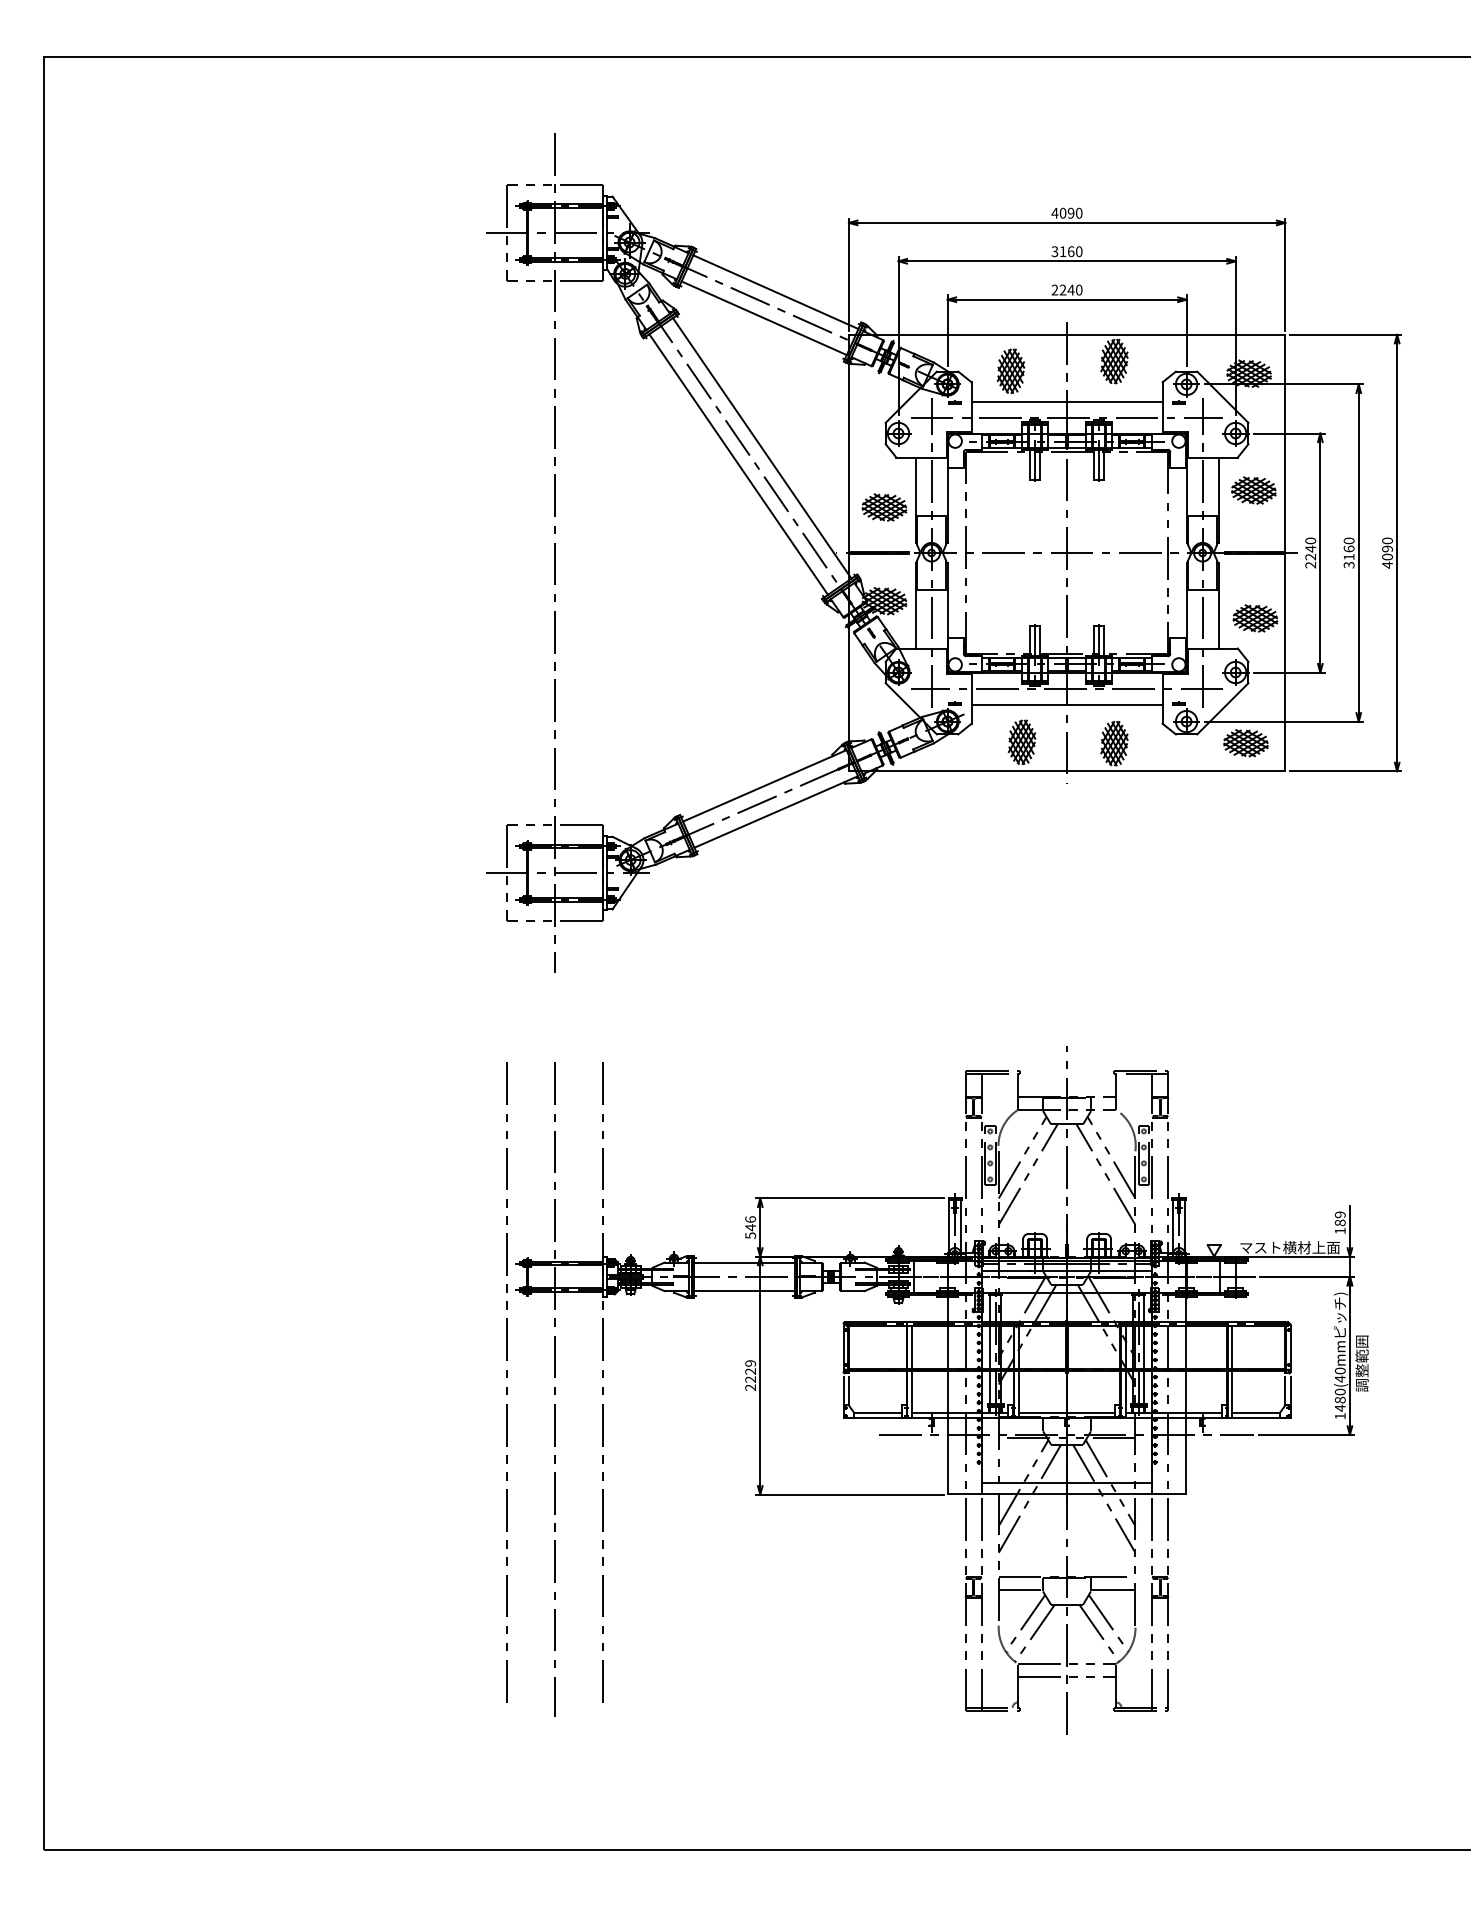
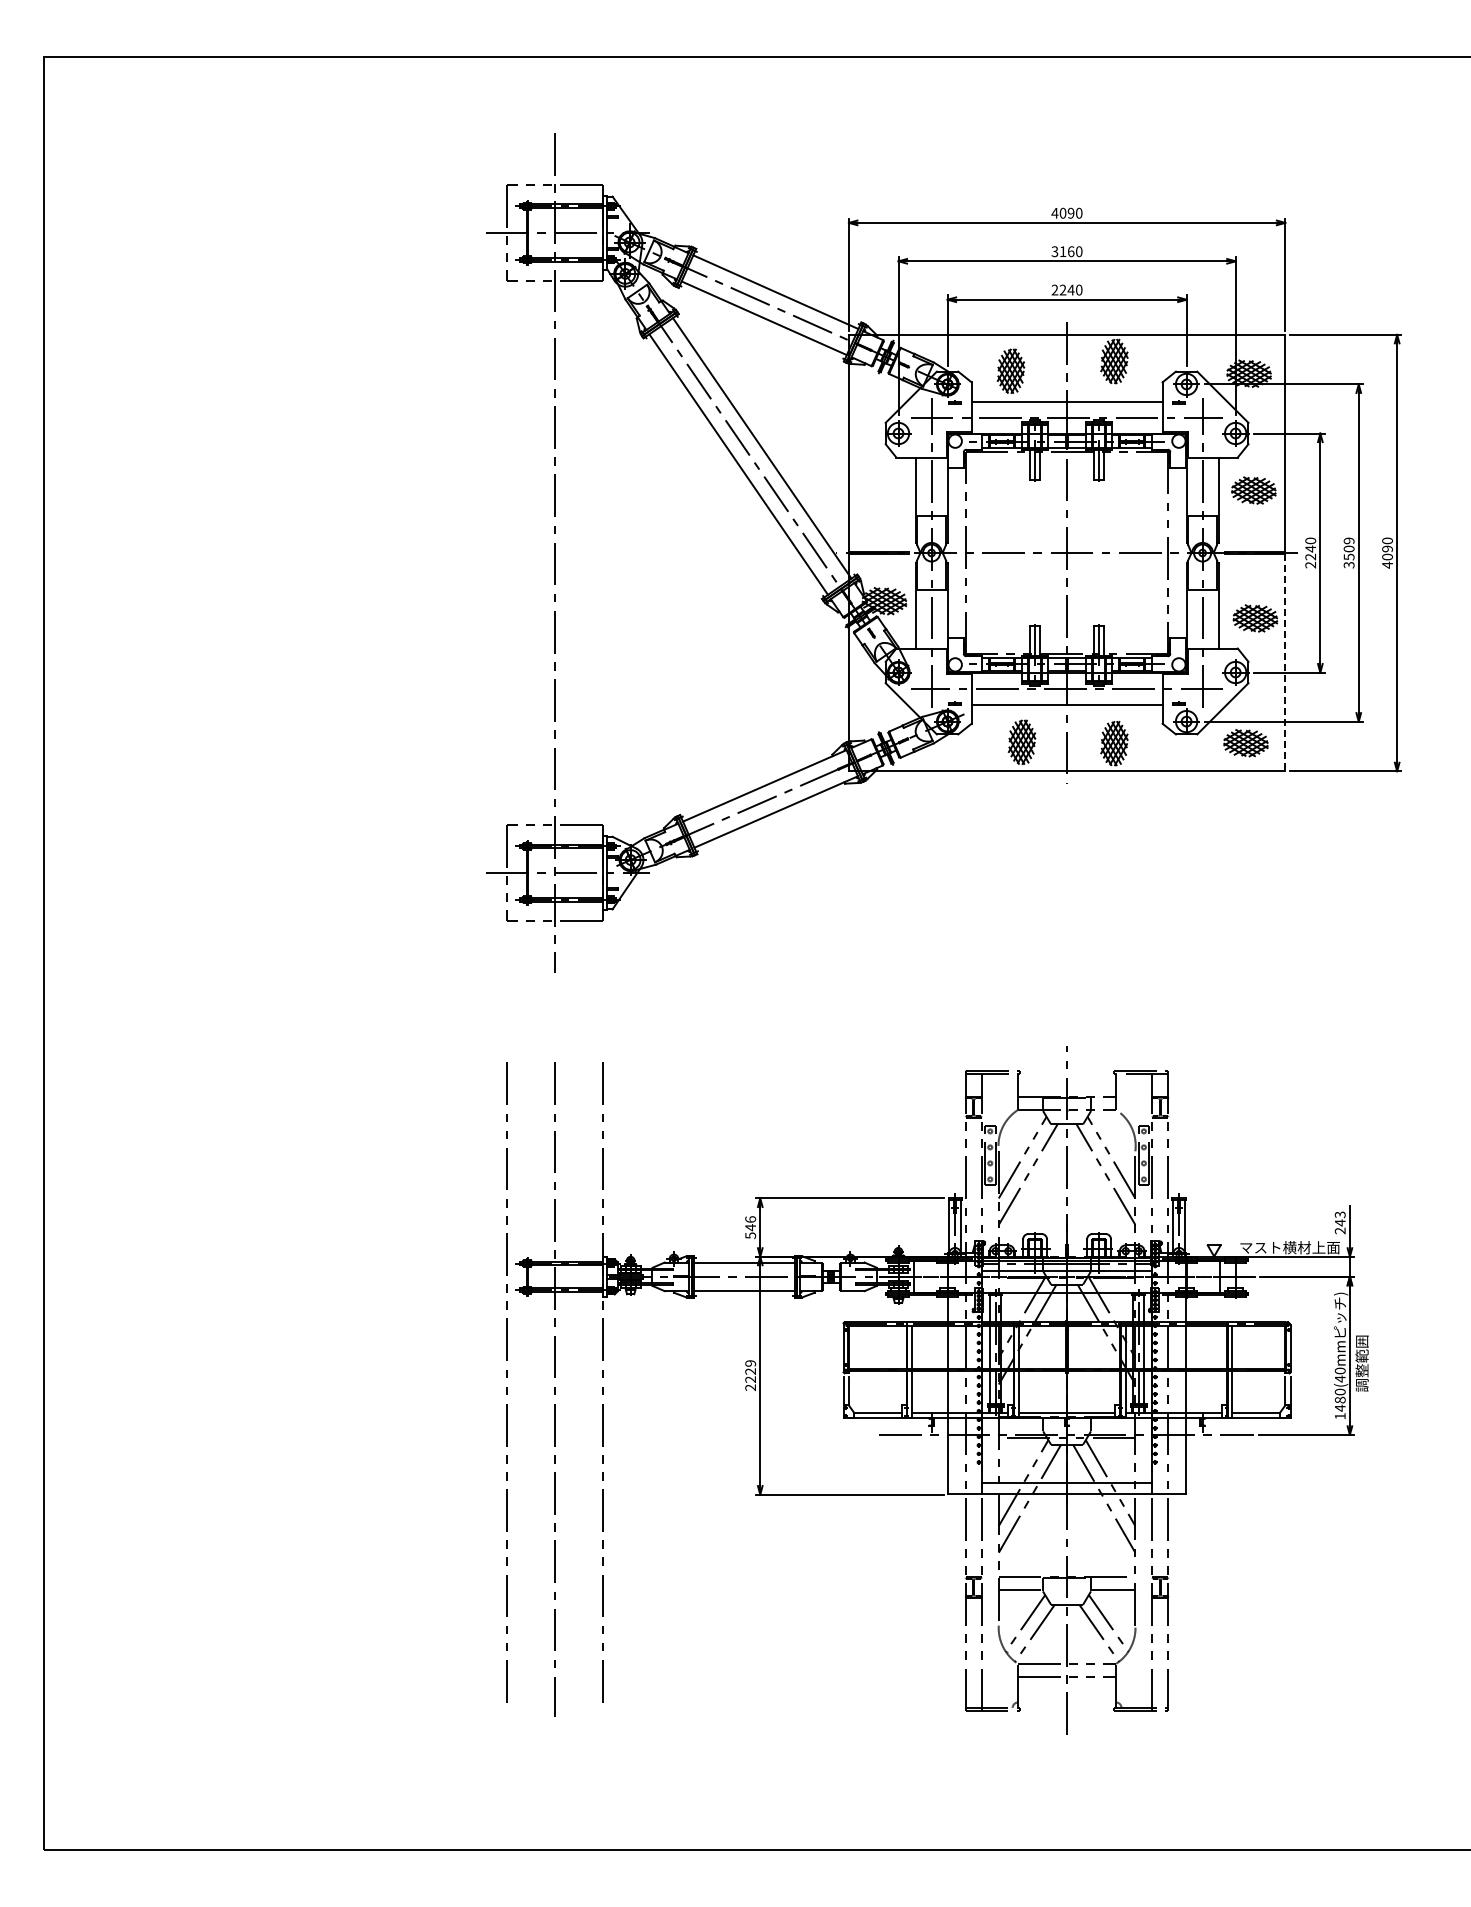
part: present -> none (884, 507)
text: 3160 -> 3509 (1348, 548)
line: solid -> dashed (1285, 662)
text: 189 -> 243 (1339, 1222)
